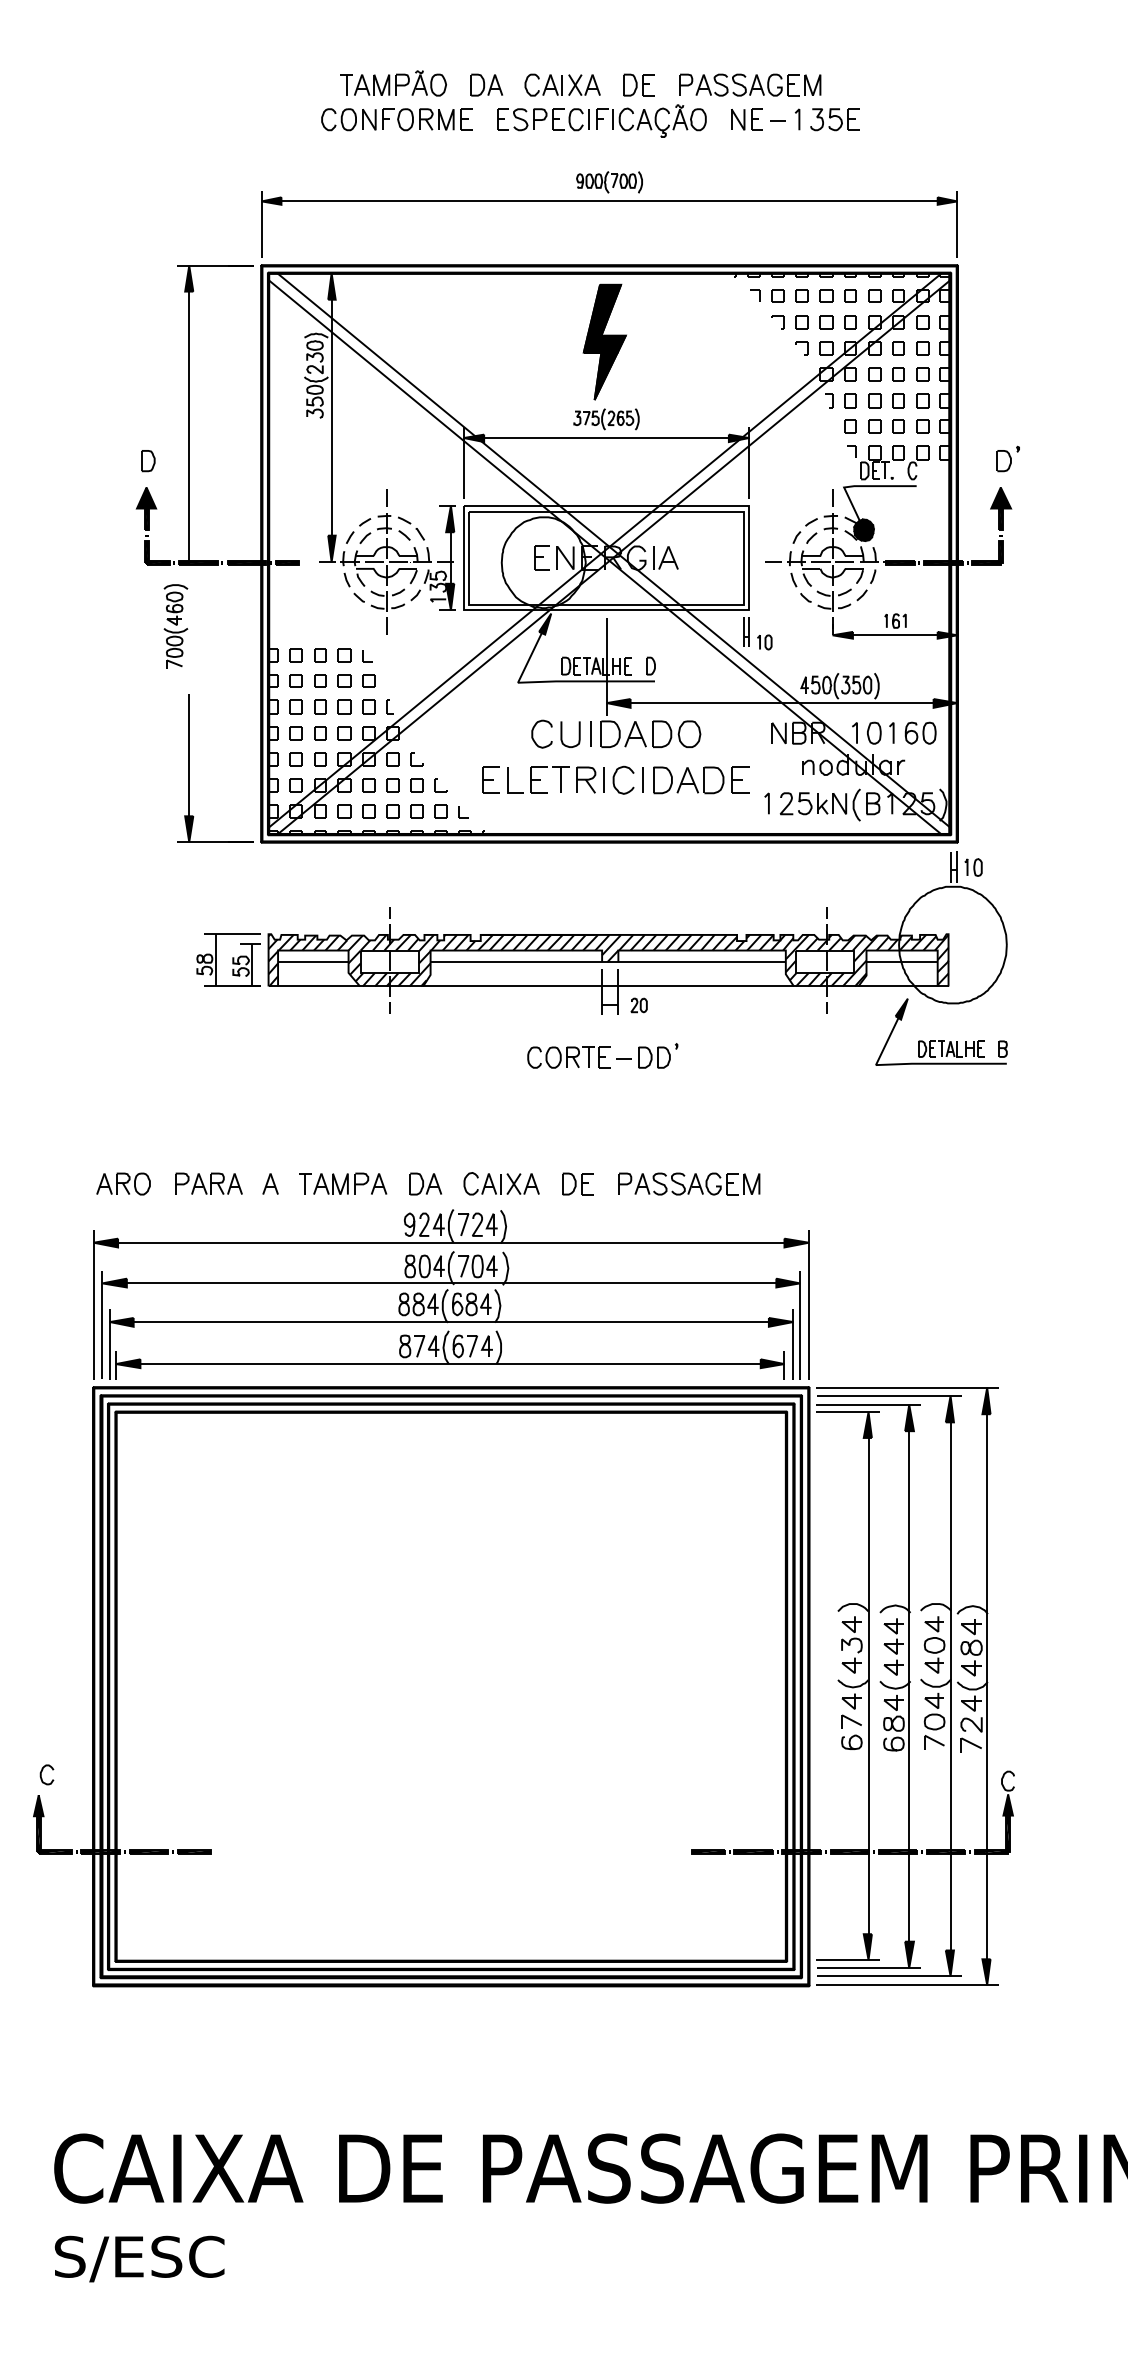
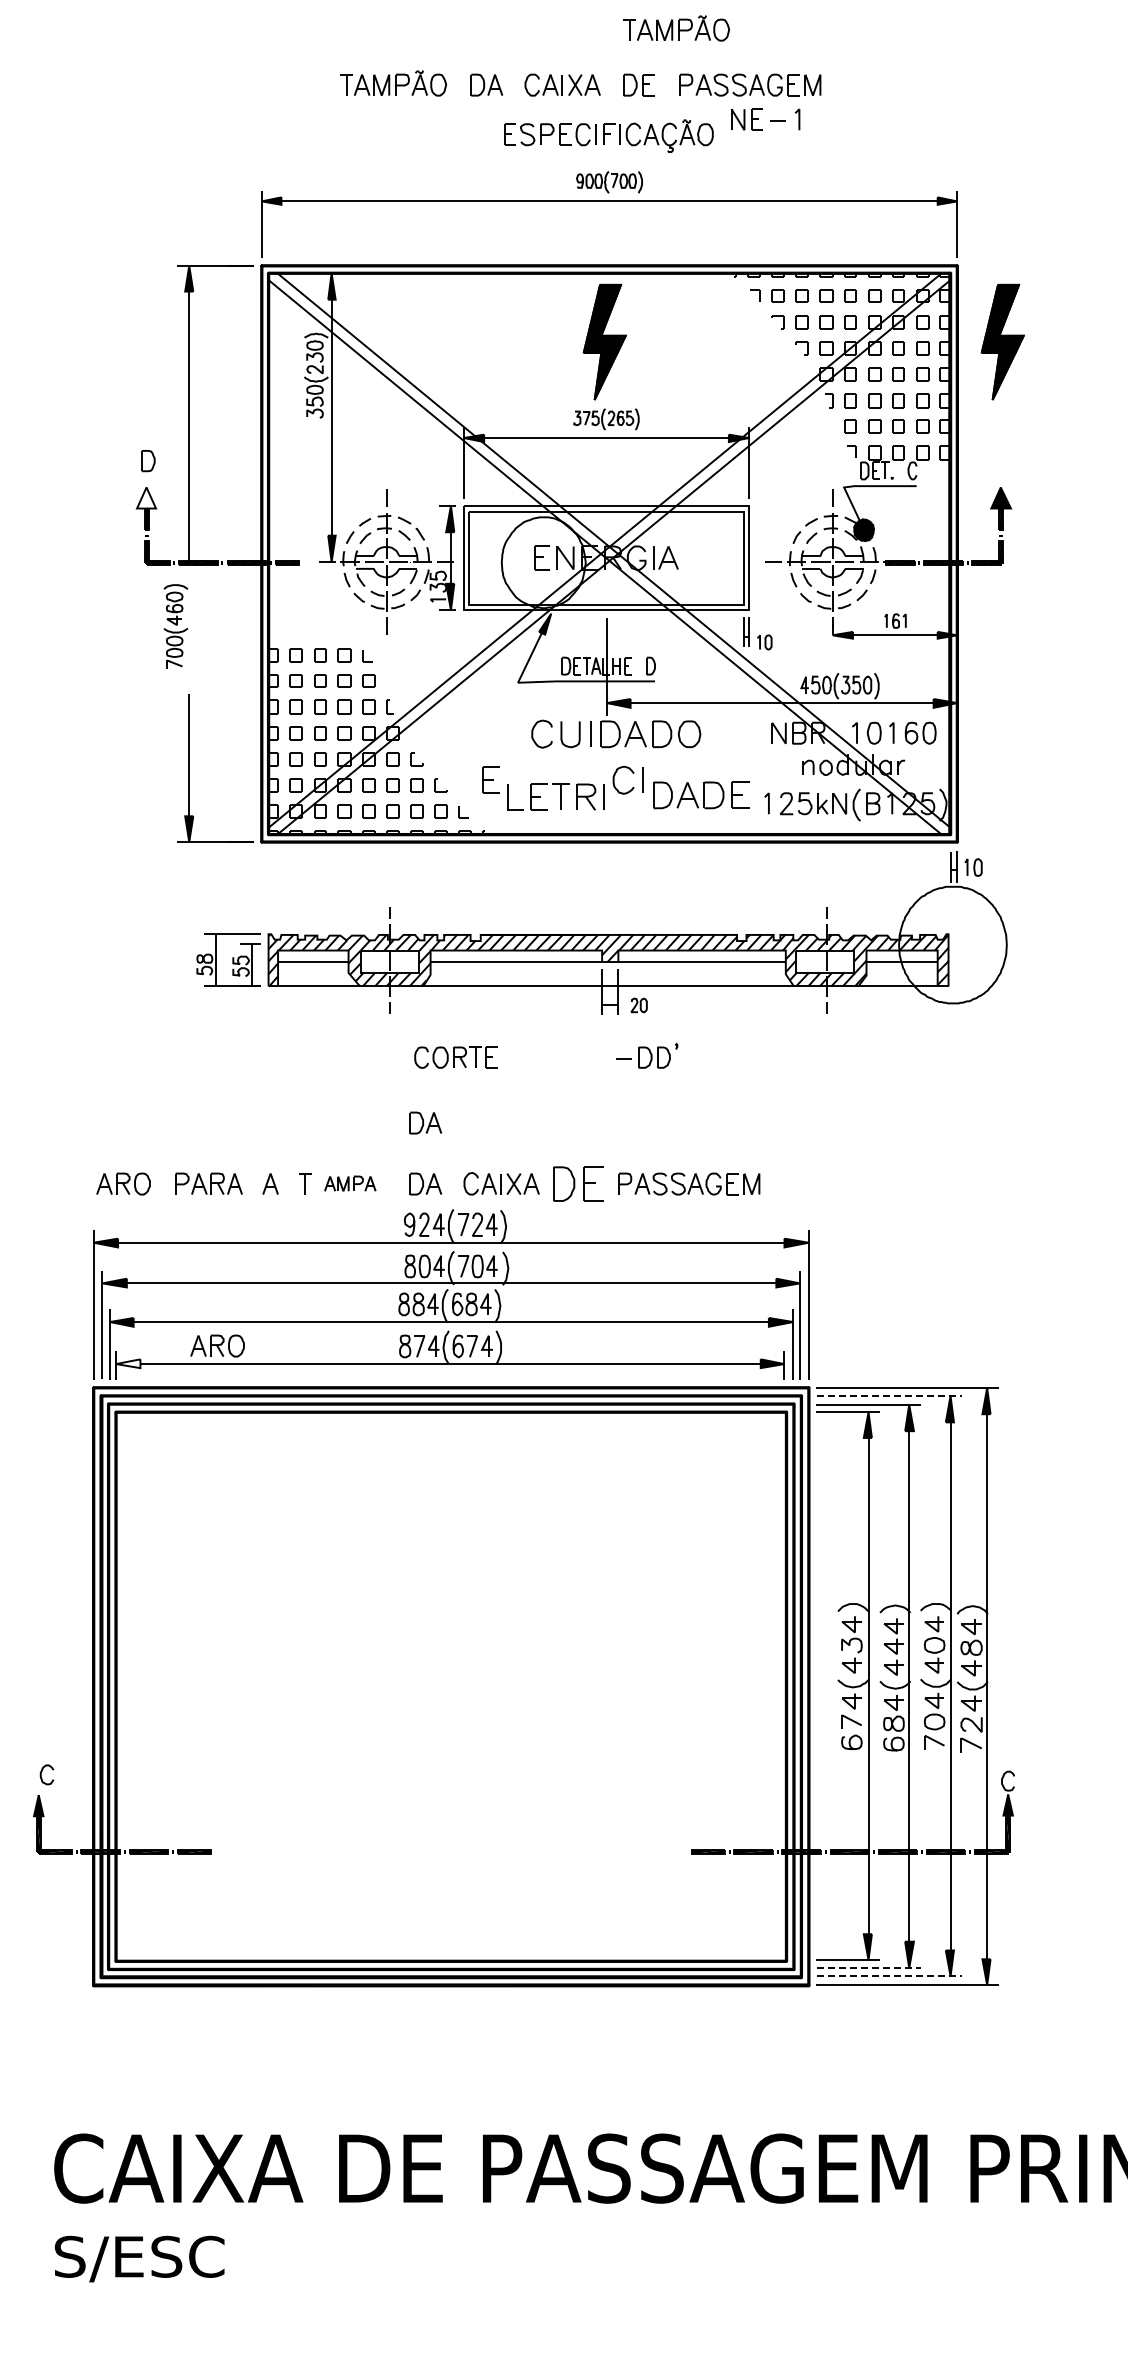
part: none -> present (676, 28)
part: present -> none (396, 119)
part: present -> none (834, 119)
part position: (601, 120) -> (608, 135) (608, 135)
part: none -> present (1002, 341)
part: present -> none (1007, 458)
fill: present -> none (146, 497)
part position: (555, 779) -> (555, 796) (555, 796)
part position: (701, 780) -> (701, 795) (701, 795)
part: present -> none (941, 1040)
part position: (568, 1057) -> (455, 1057) (455, 1057)
part: none -> present (425, 1122)
part size: 75x23 px -> 53x17 px (350, 1183)
part size: 32x24 px -> 51x36 px (578, 1183)
part: none -> present (217, 1345)
fill: present -> none (128, 1363)
line: solid -> dashed (889, 1395)
line: solid -> dashed (869, 1968)
line: solid -> dashed (889, 1976)
